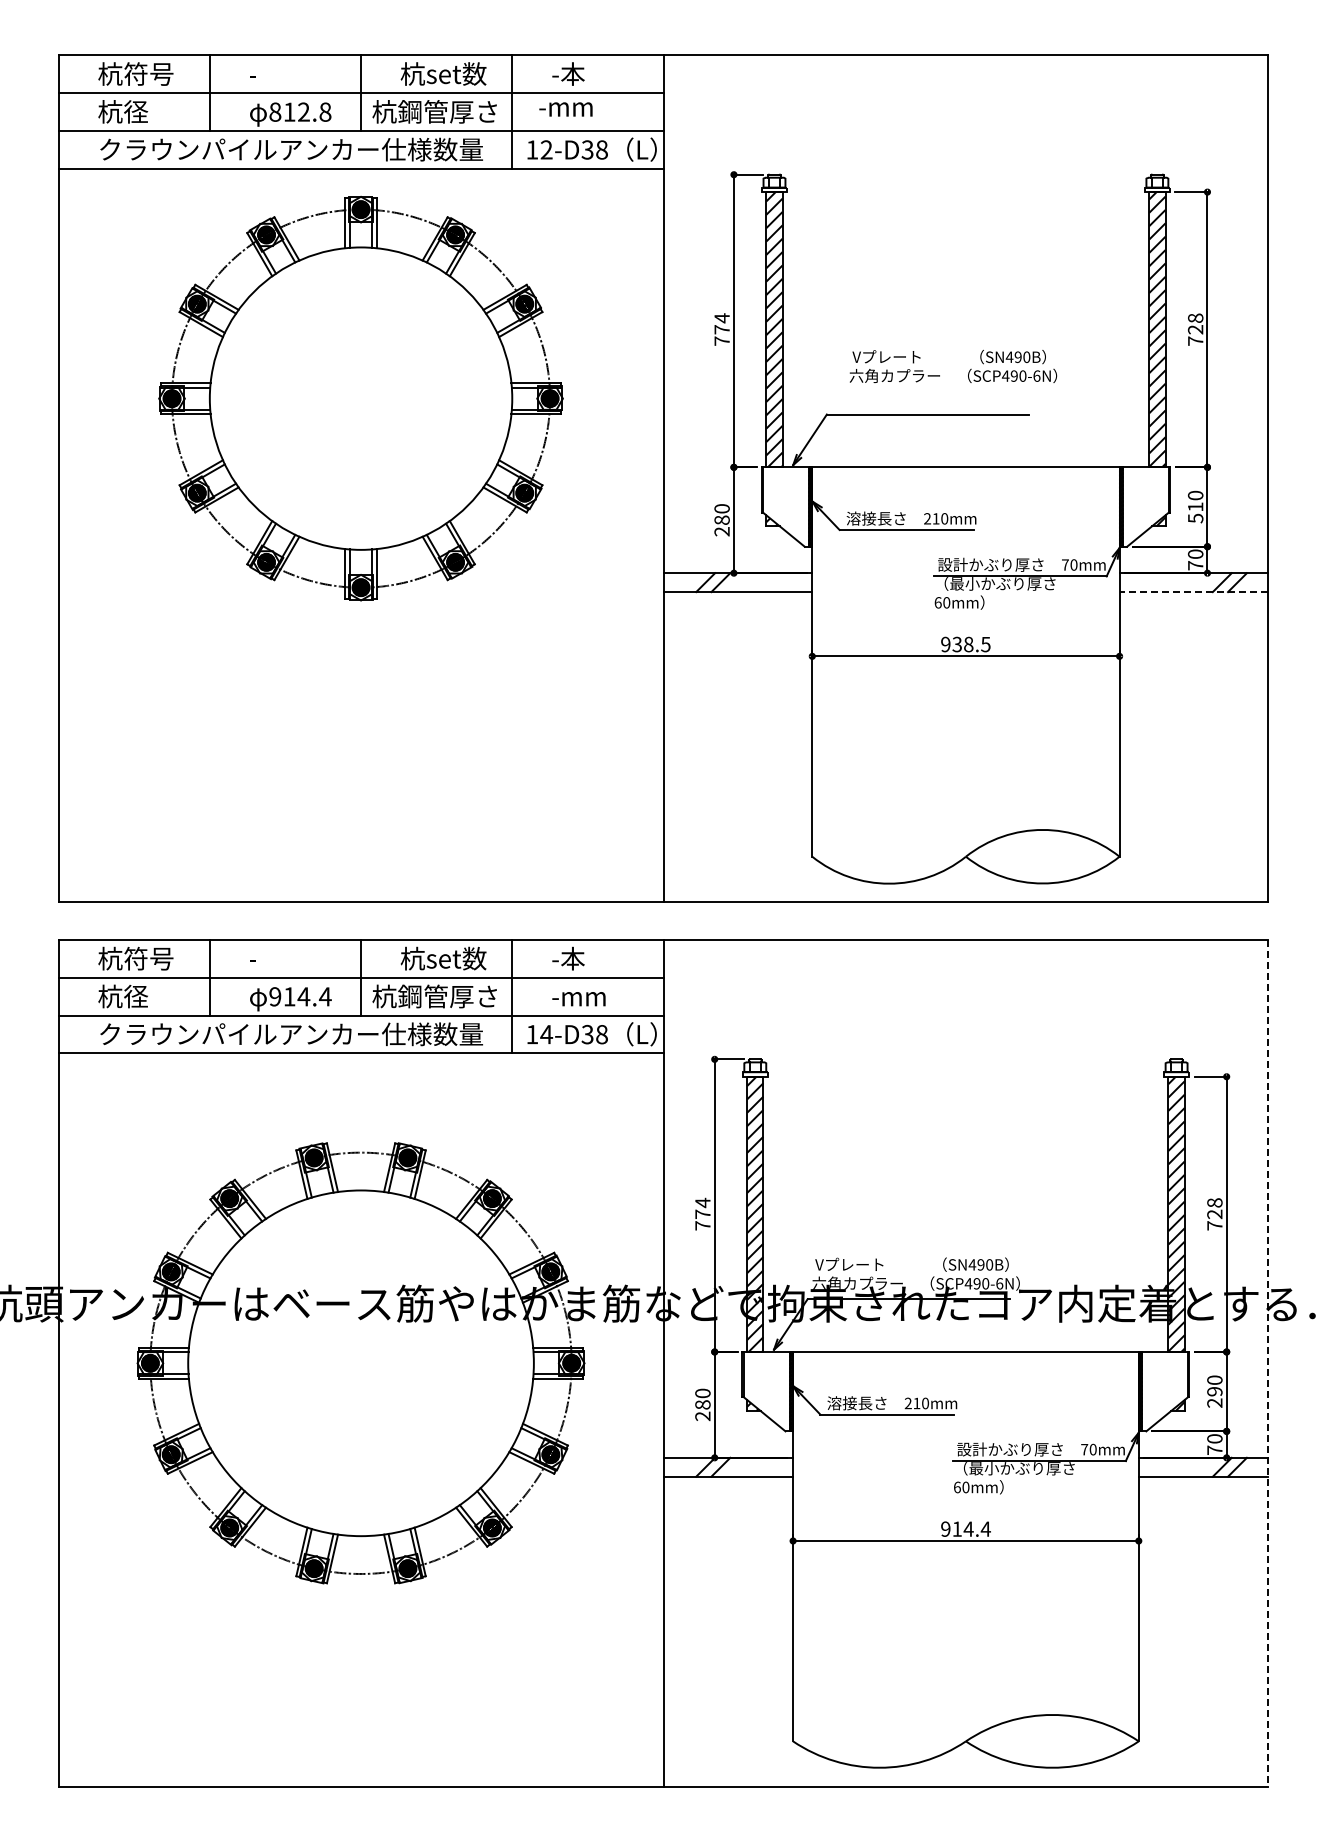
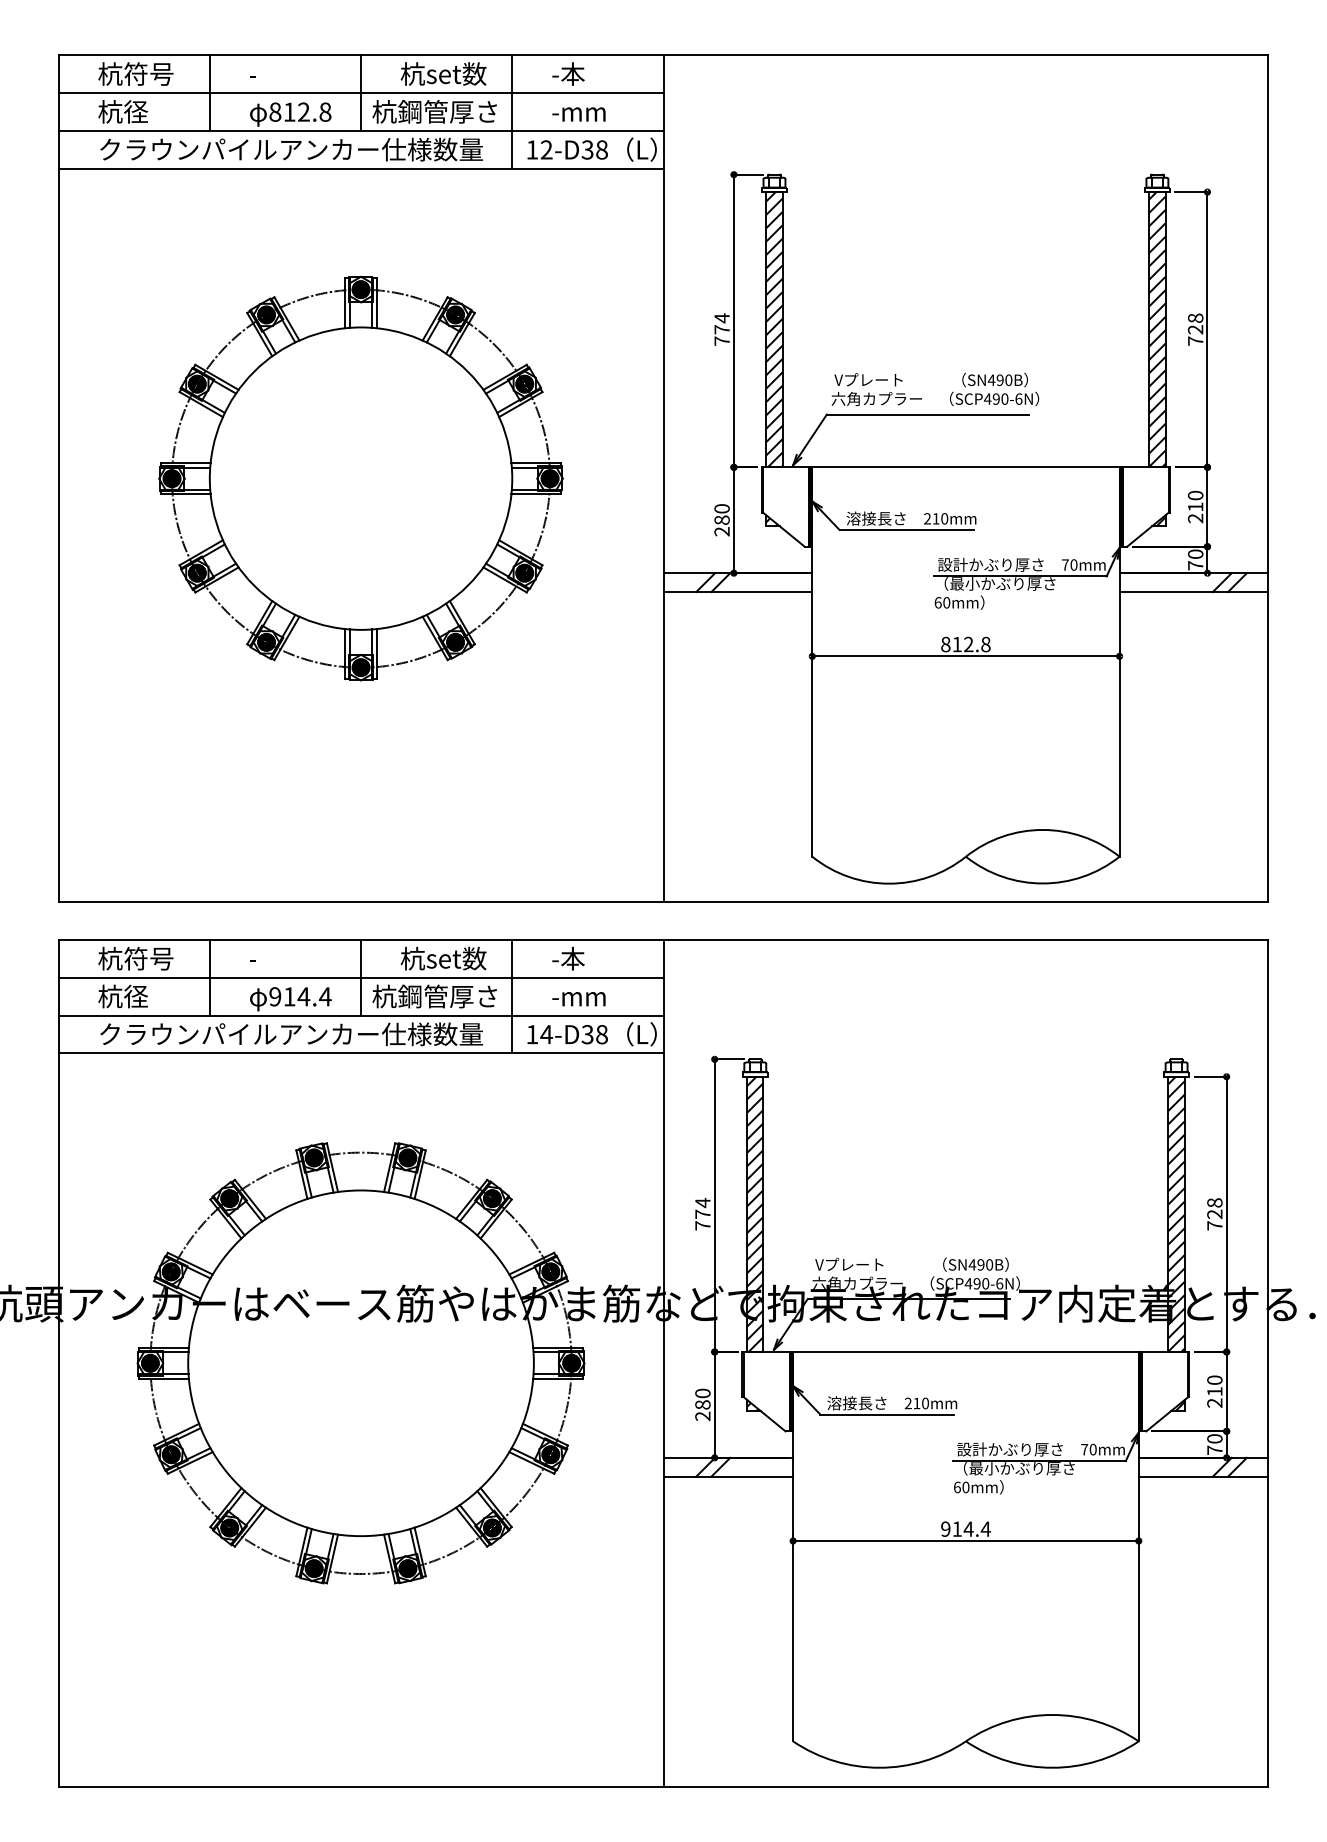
text position: (565, 109) -> (578, 114) (578, 114)
text position: (953, 365) -> (935, 388) (935, 388)
part position: (360, 398) -> (360, 478) (360, 478)
text: 510 -> 210 (1195, 518)
line: dashed -> solid (1193, 592)
text: 938.5 -> 812.8 (965, 644)
line: dashed -> solid (1268, 1363)
text: 290 -> 210 (1214, 1391)
